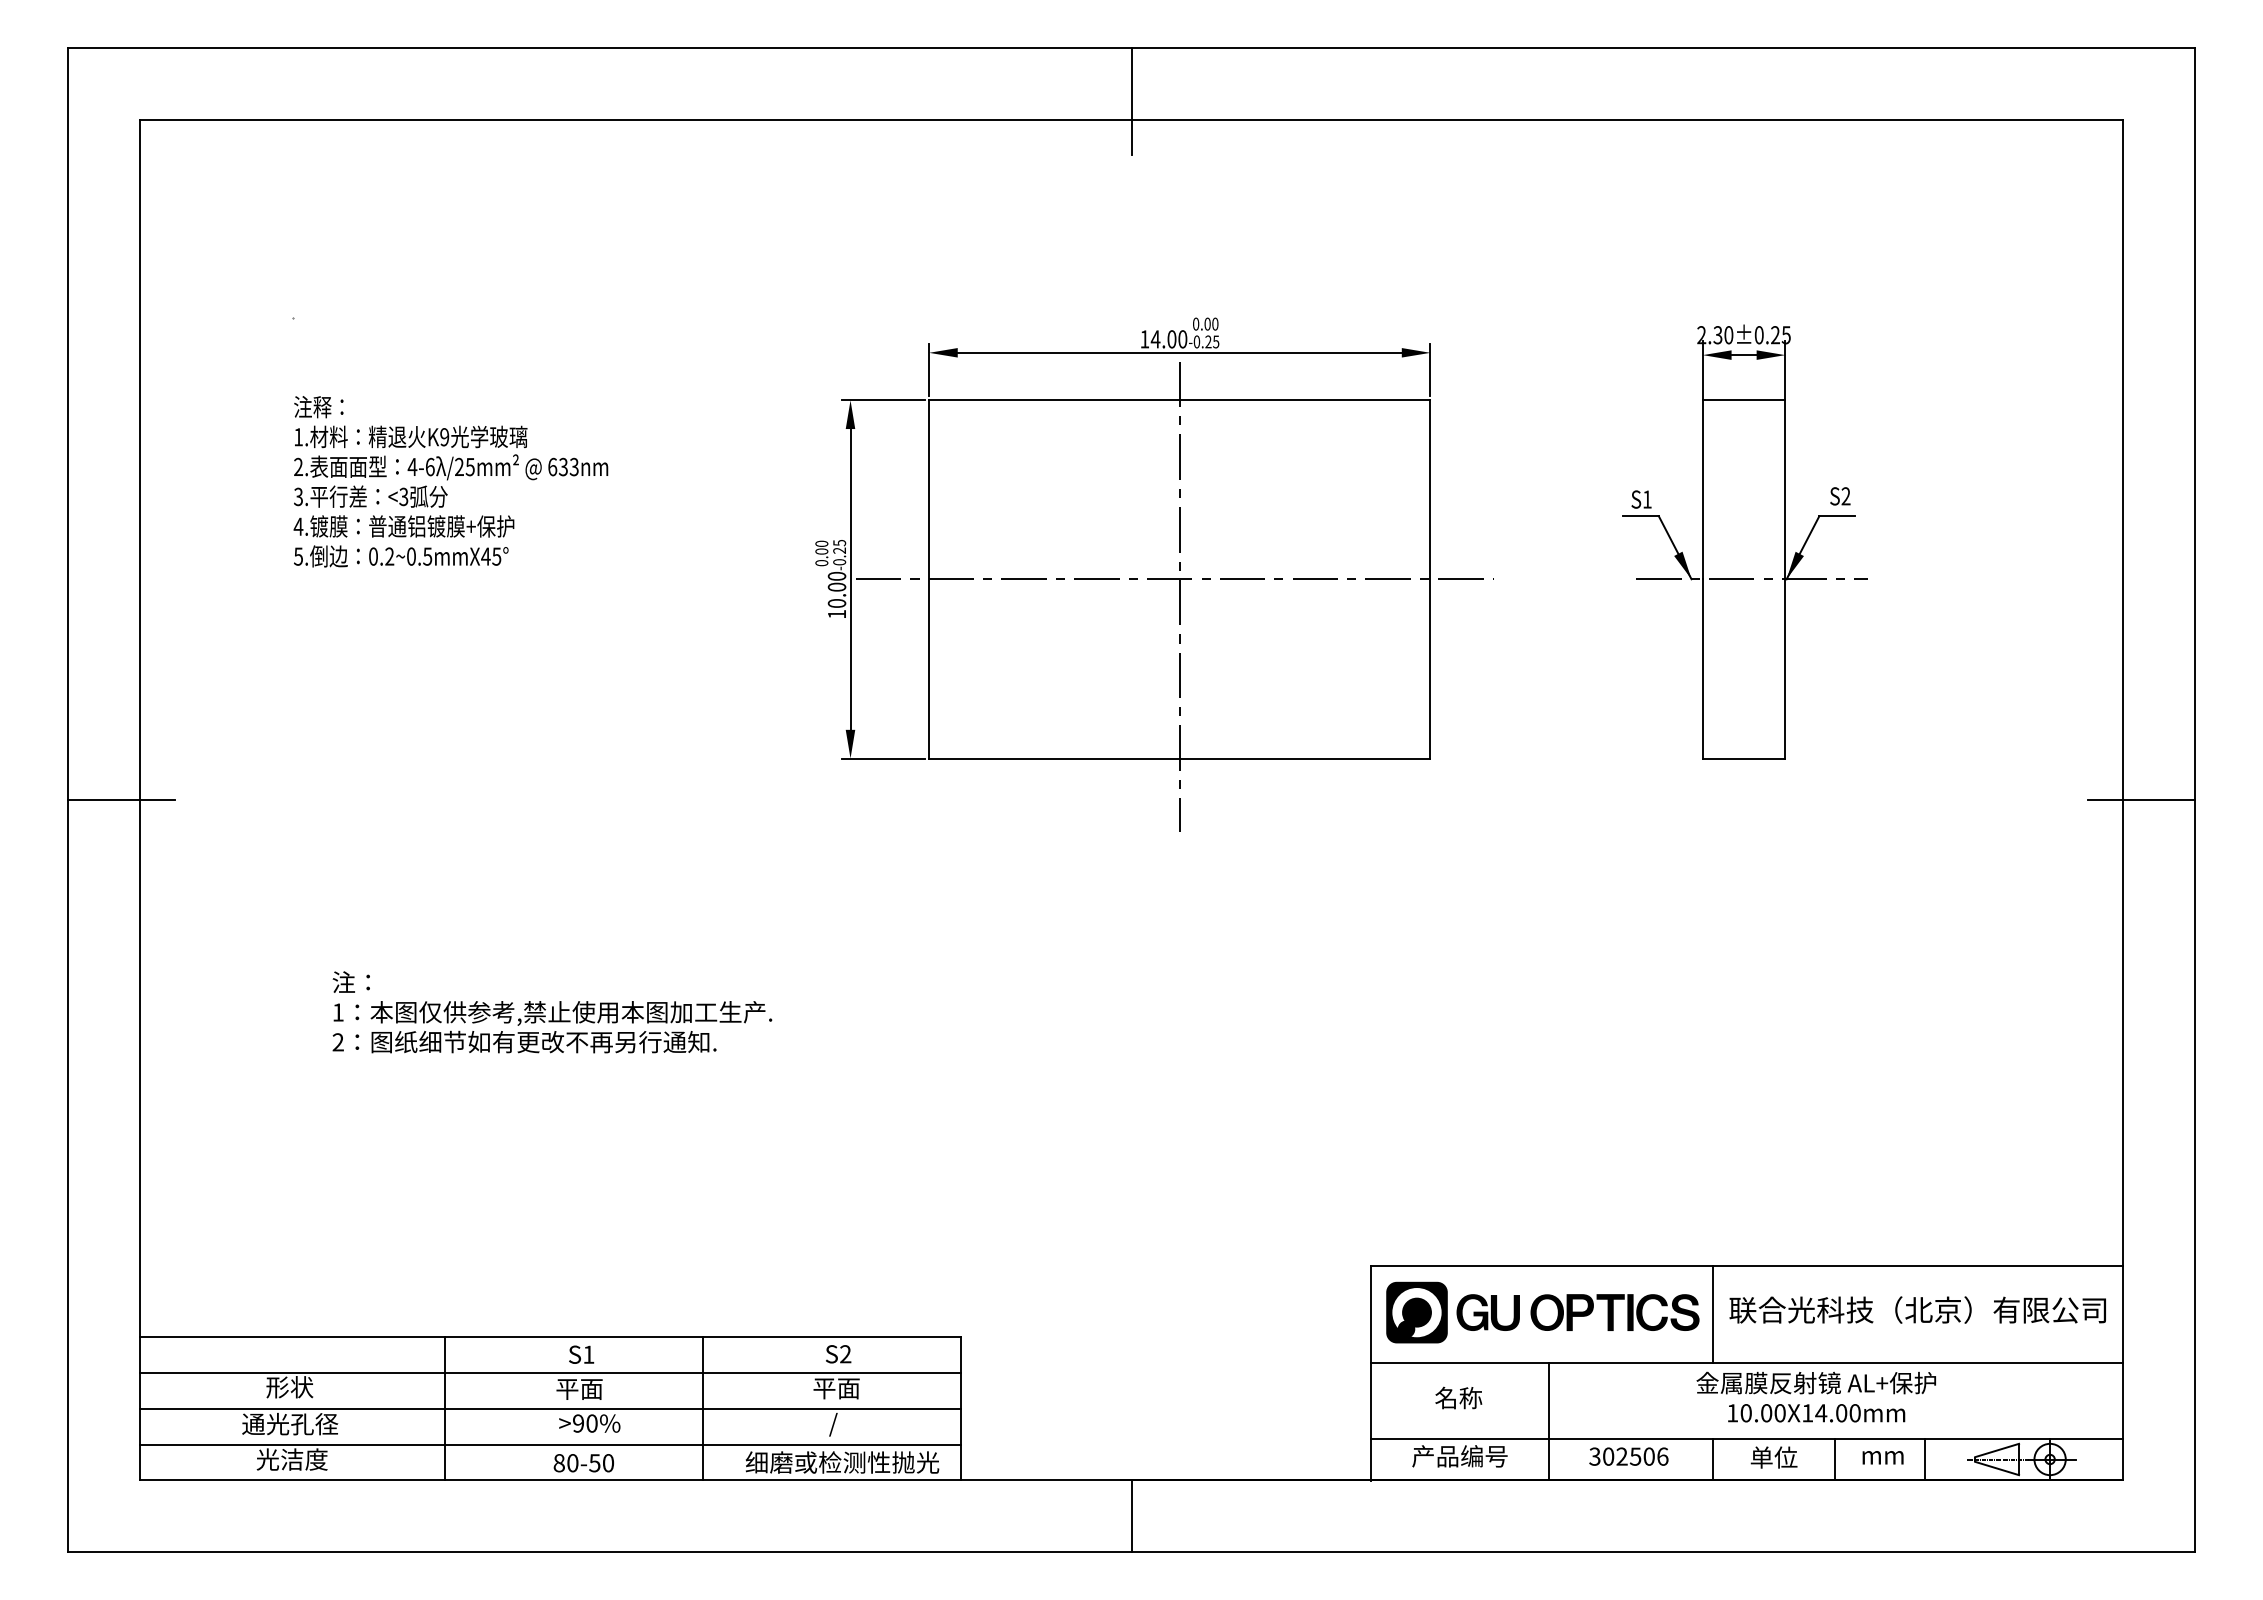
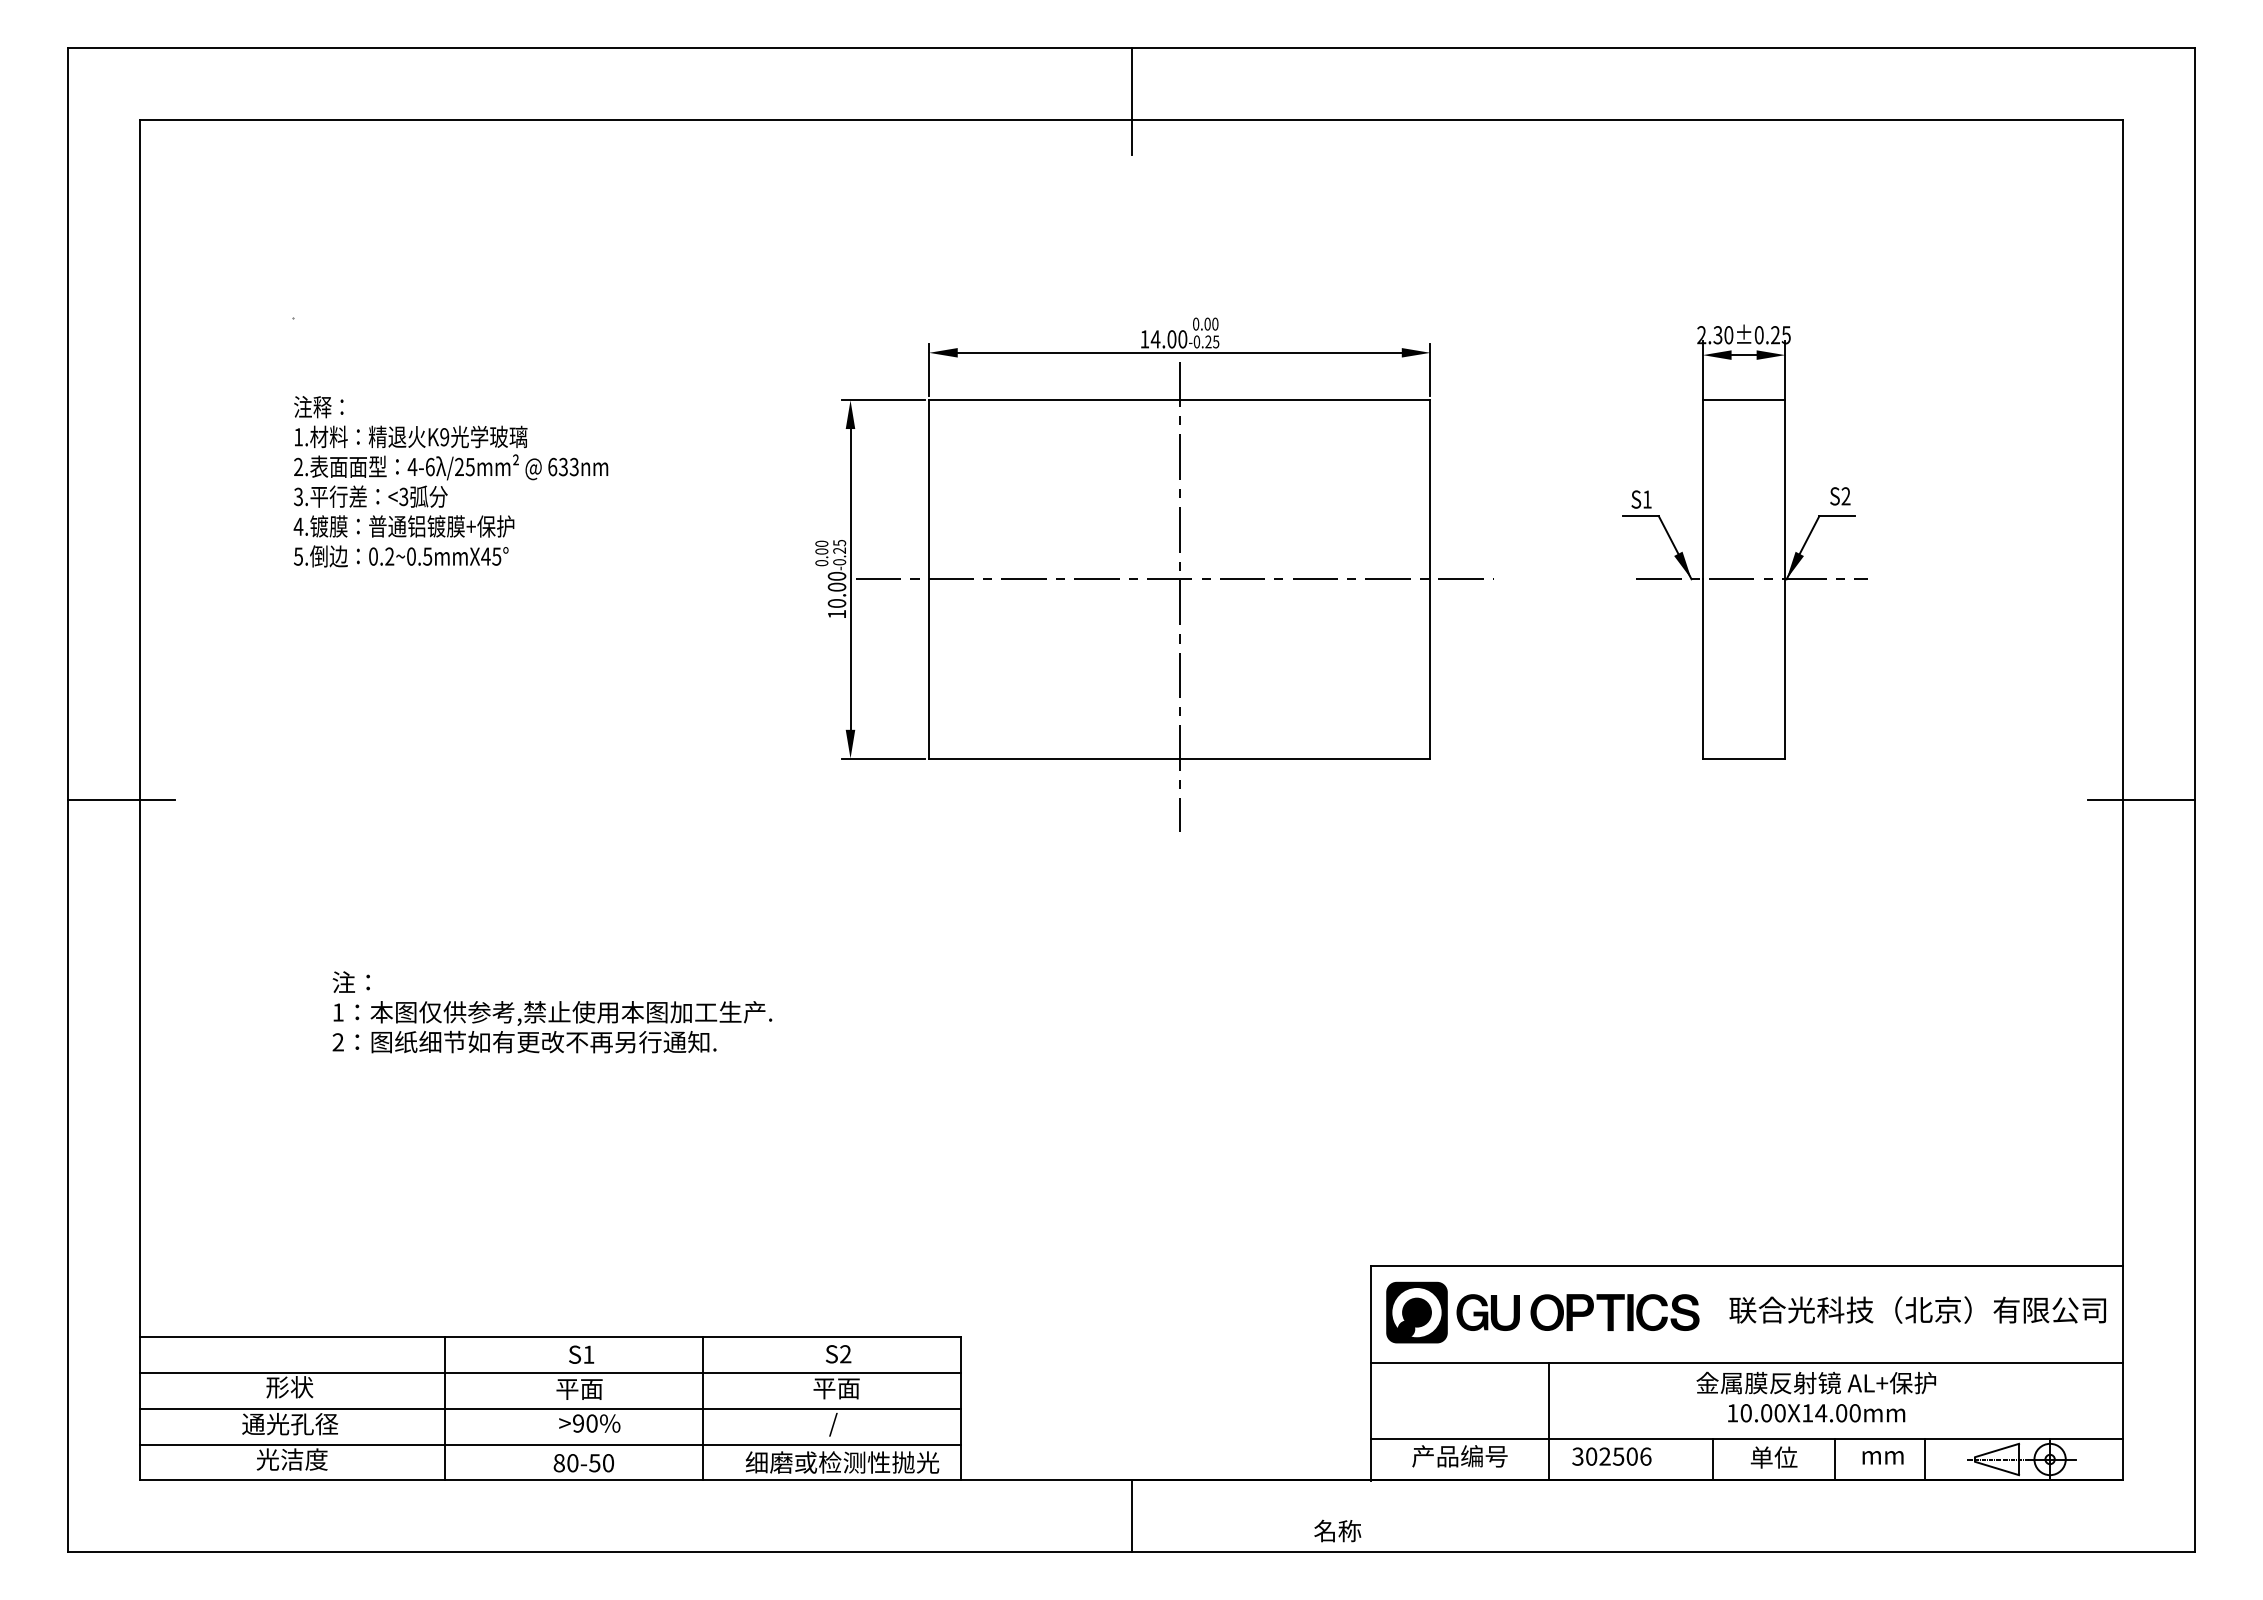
line: present -> none (1712, 1313)
text position: (1458, 1397) -> (1337, 1530) (1337, 1530)
text position: (1628, 1456) -> (1611, 1456) (1611, 1456)
